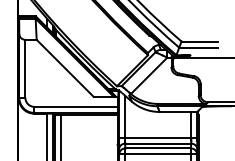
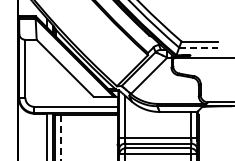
line: solid -> dashed (199, 47)
line: solid -> dashed (60, 137)
